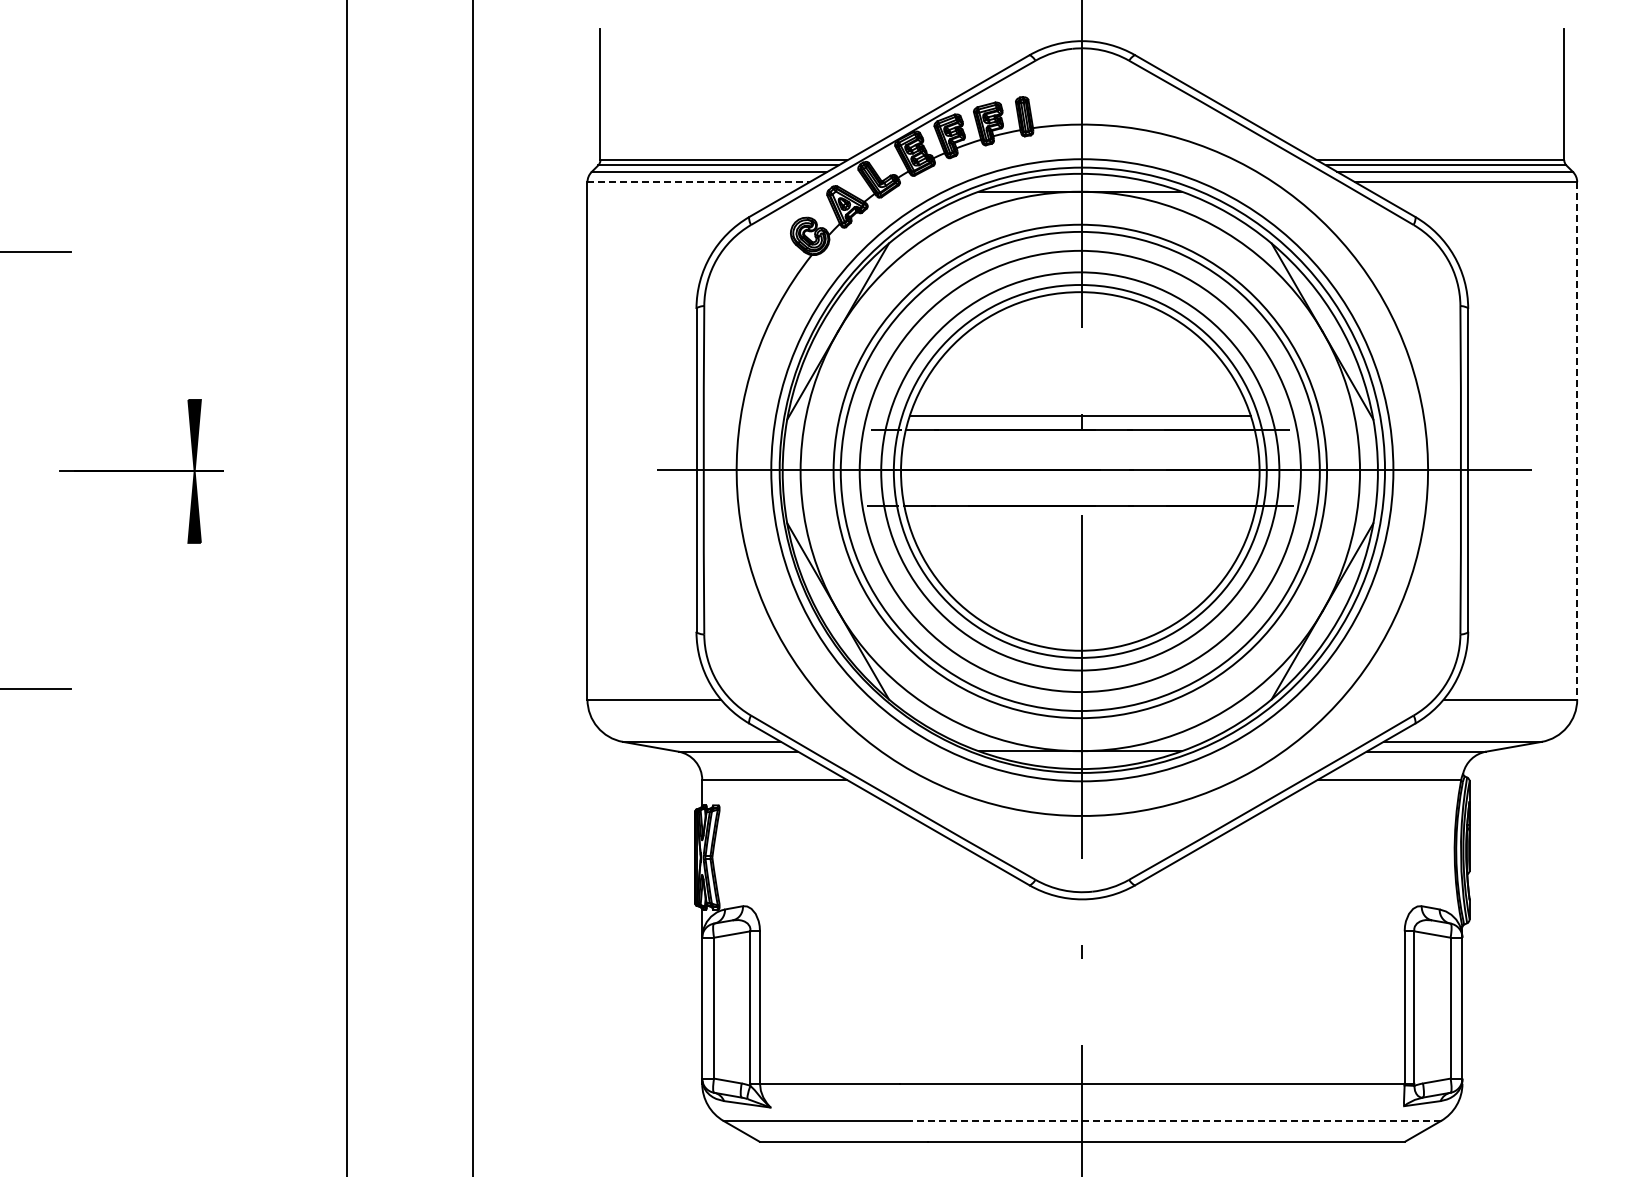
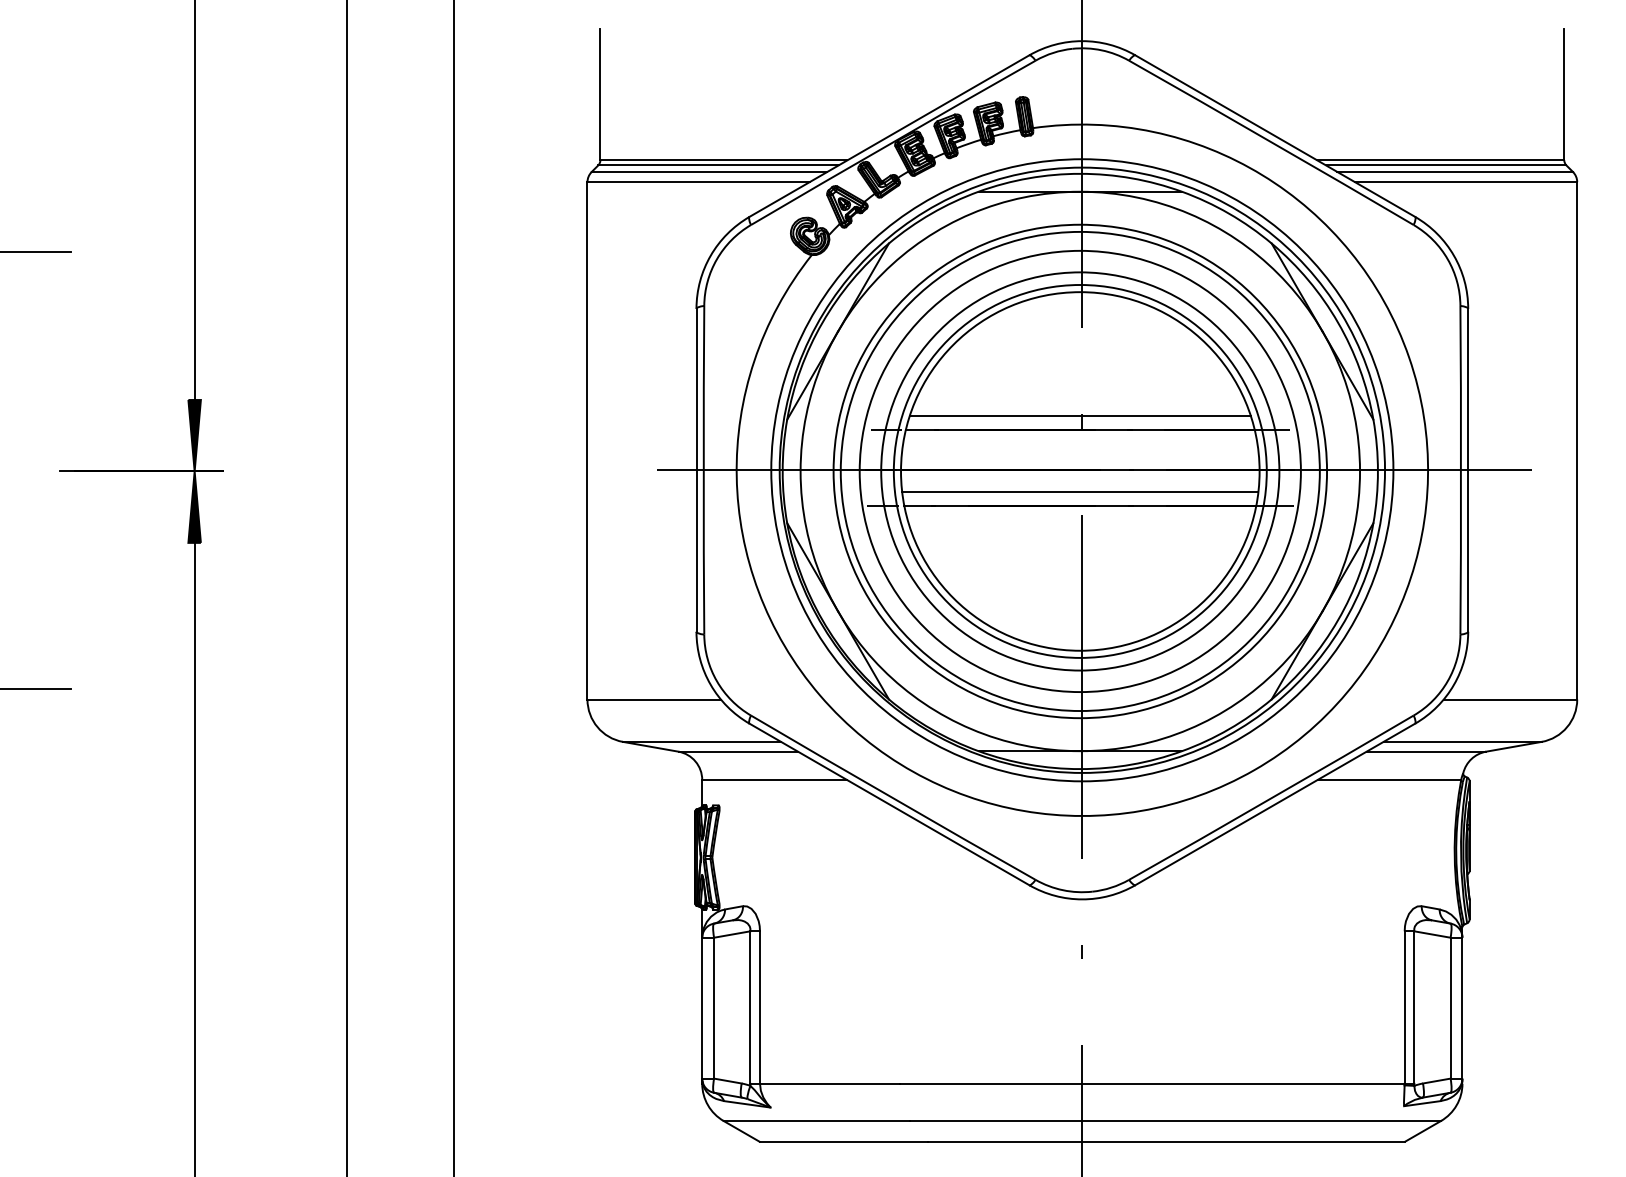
line: dashed -> solid (699, 182)
line: none -> present (194, 201)
line: dashed -> solid (1577, 440)
line: none -> present (1080, 491)
line position: (473, 587) -> (454, 587) (454, 587)
line: none -> present (194, 857)
line: dashed -> solid (1175, 1121)
